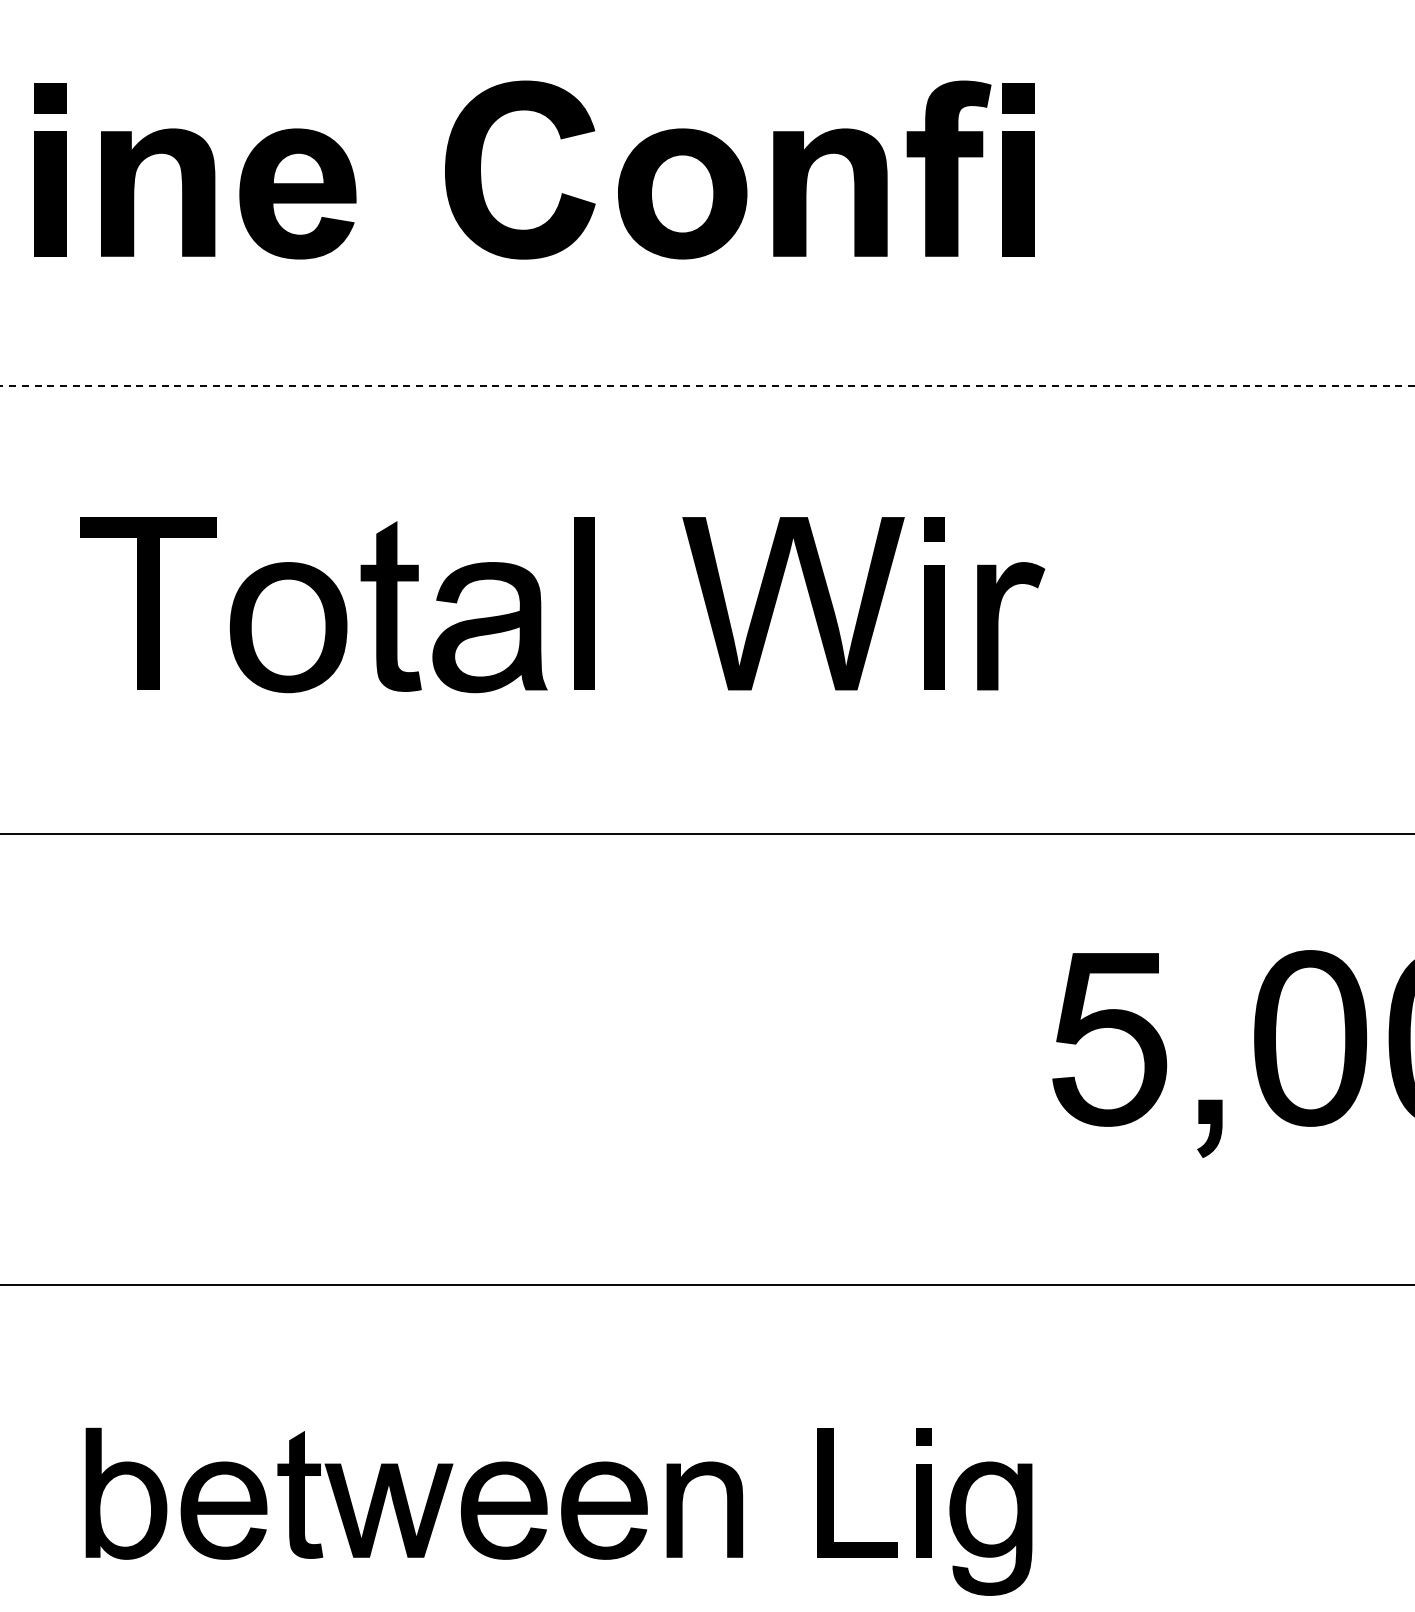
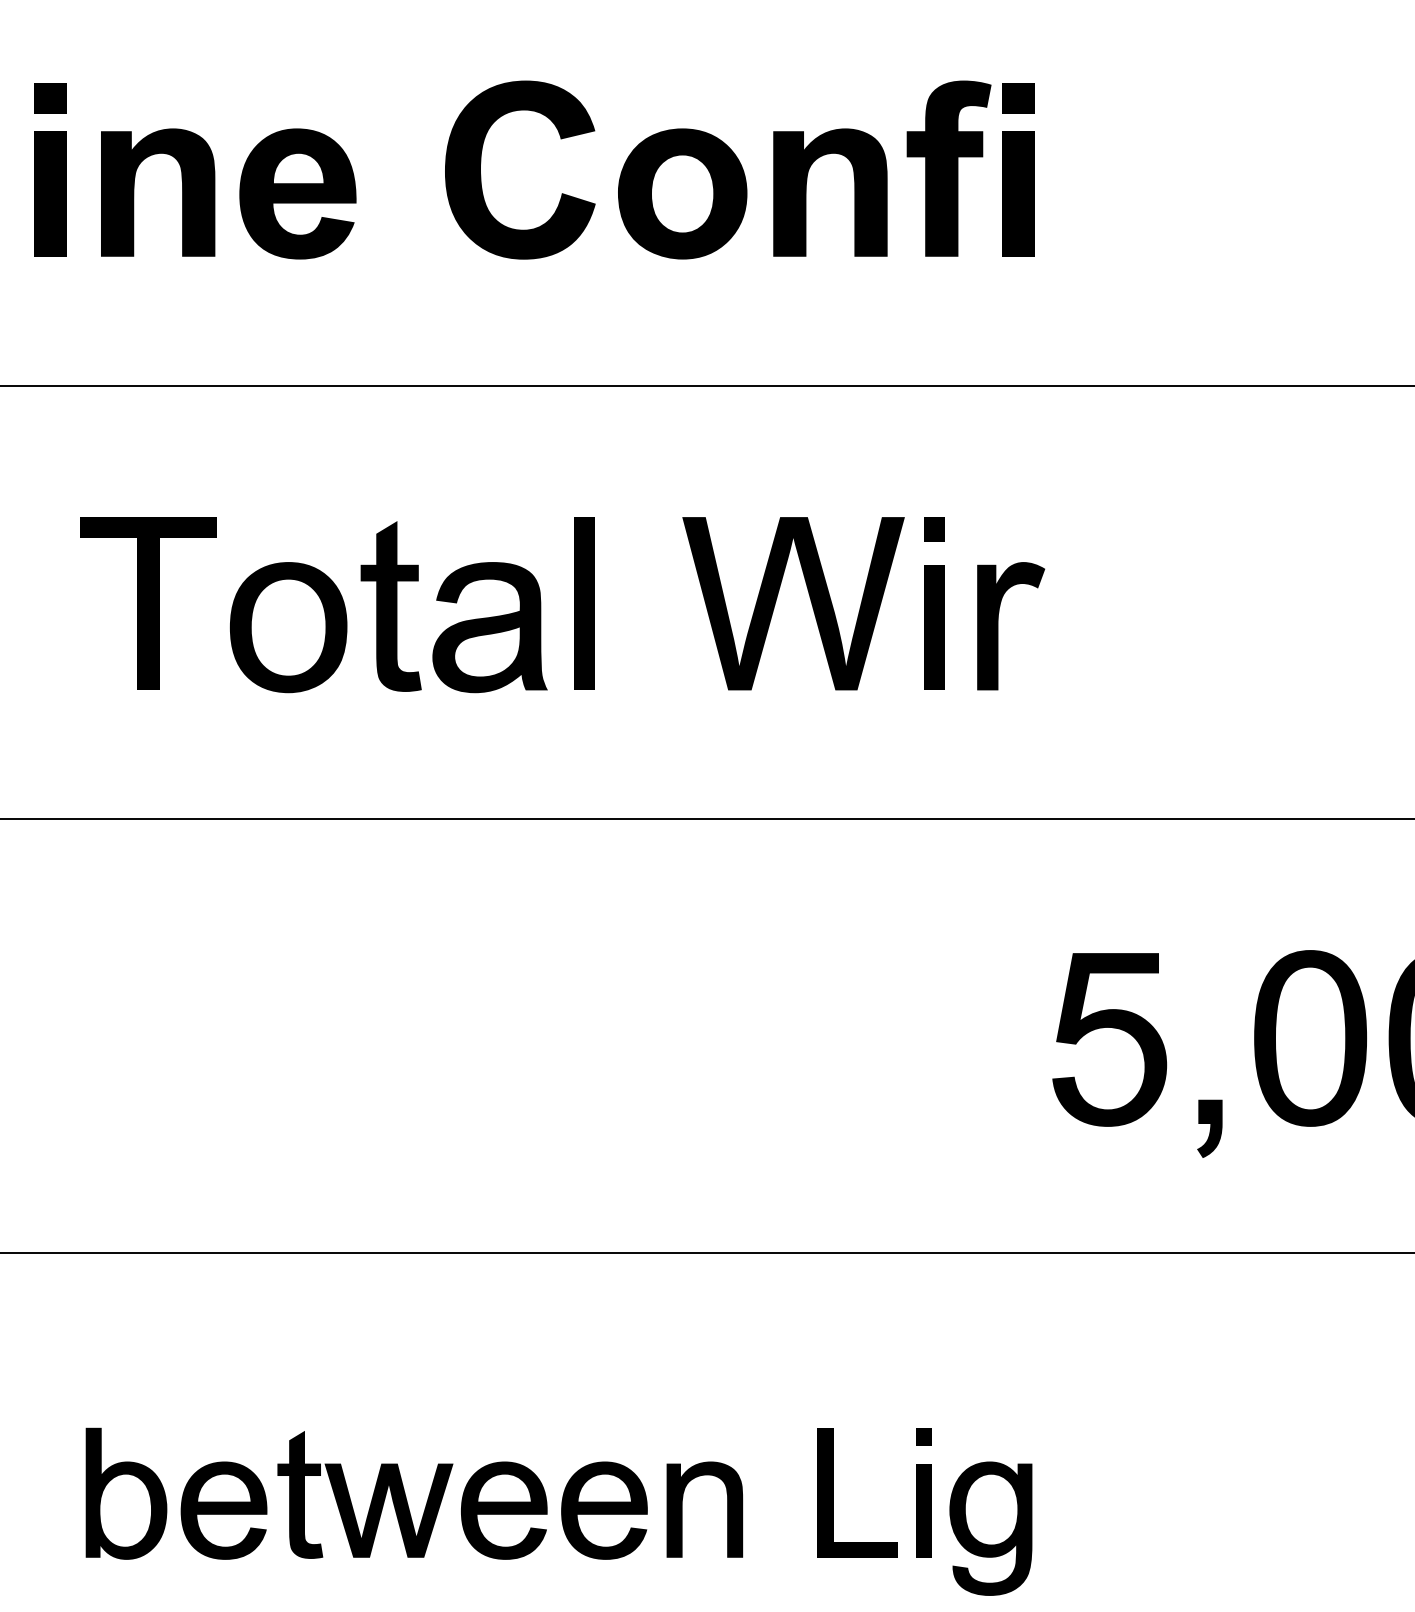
line: dashed -> solid (707, 385)
line position: (706, 834) -> (706, 819) (706, 819)
line position: (706, 1285) -> (706, 1253) (706, 1253)
